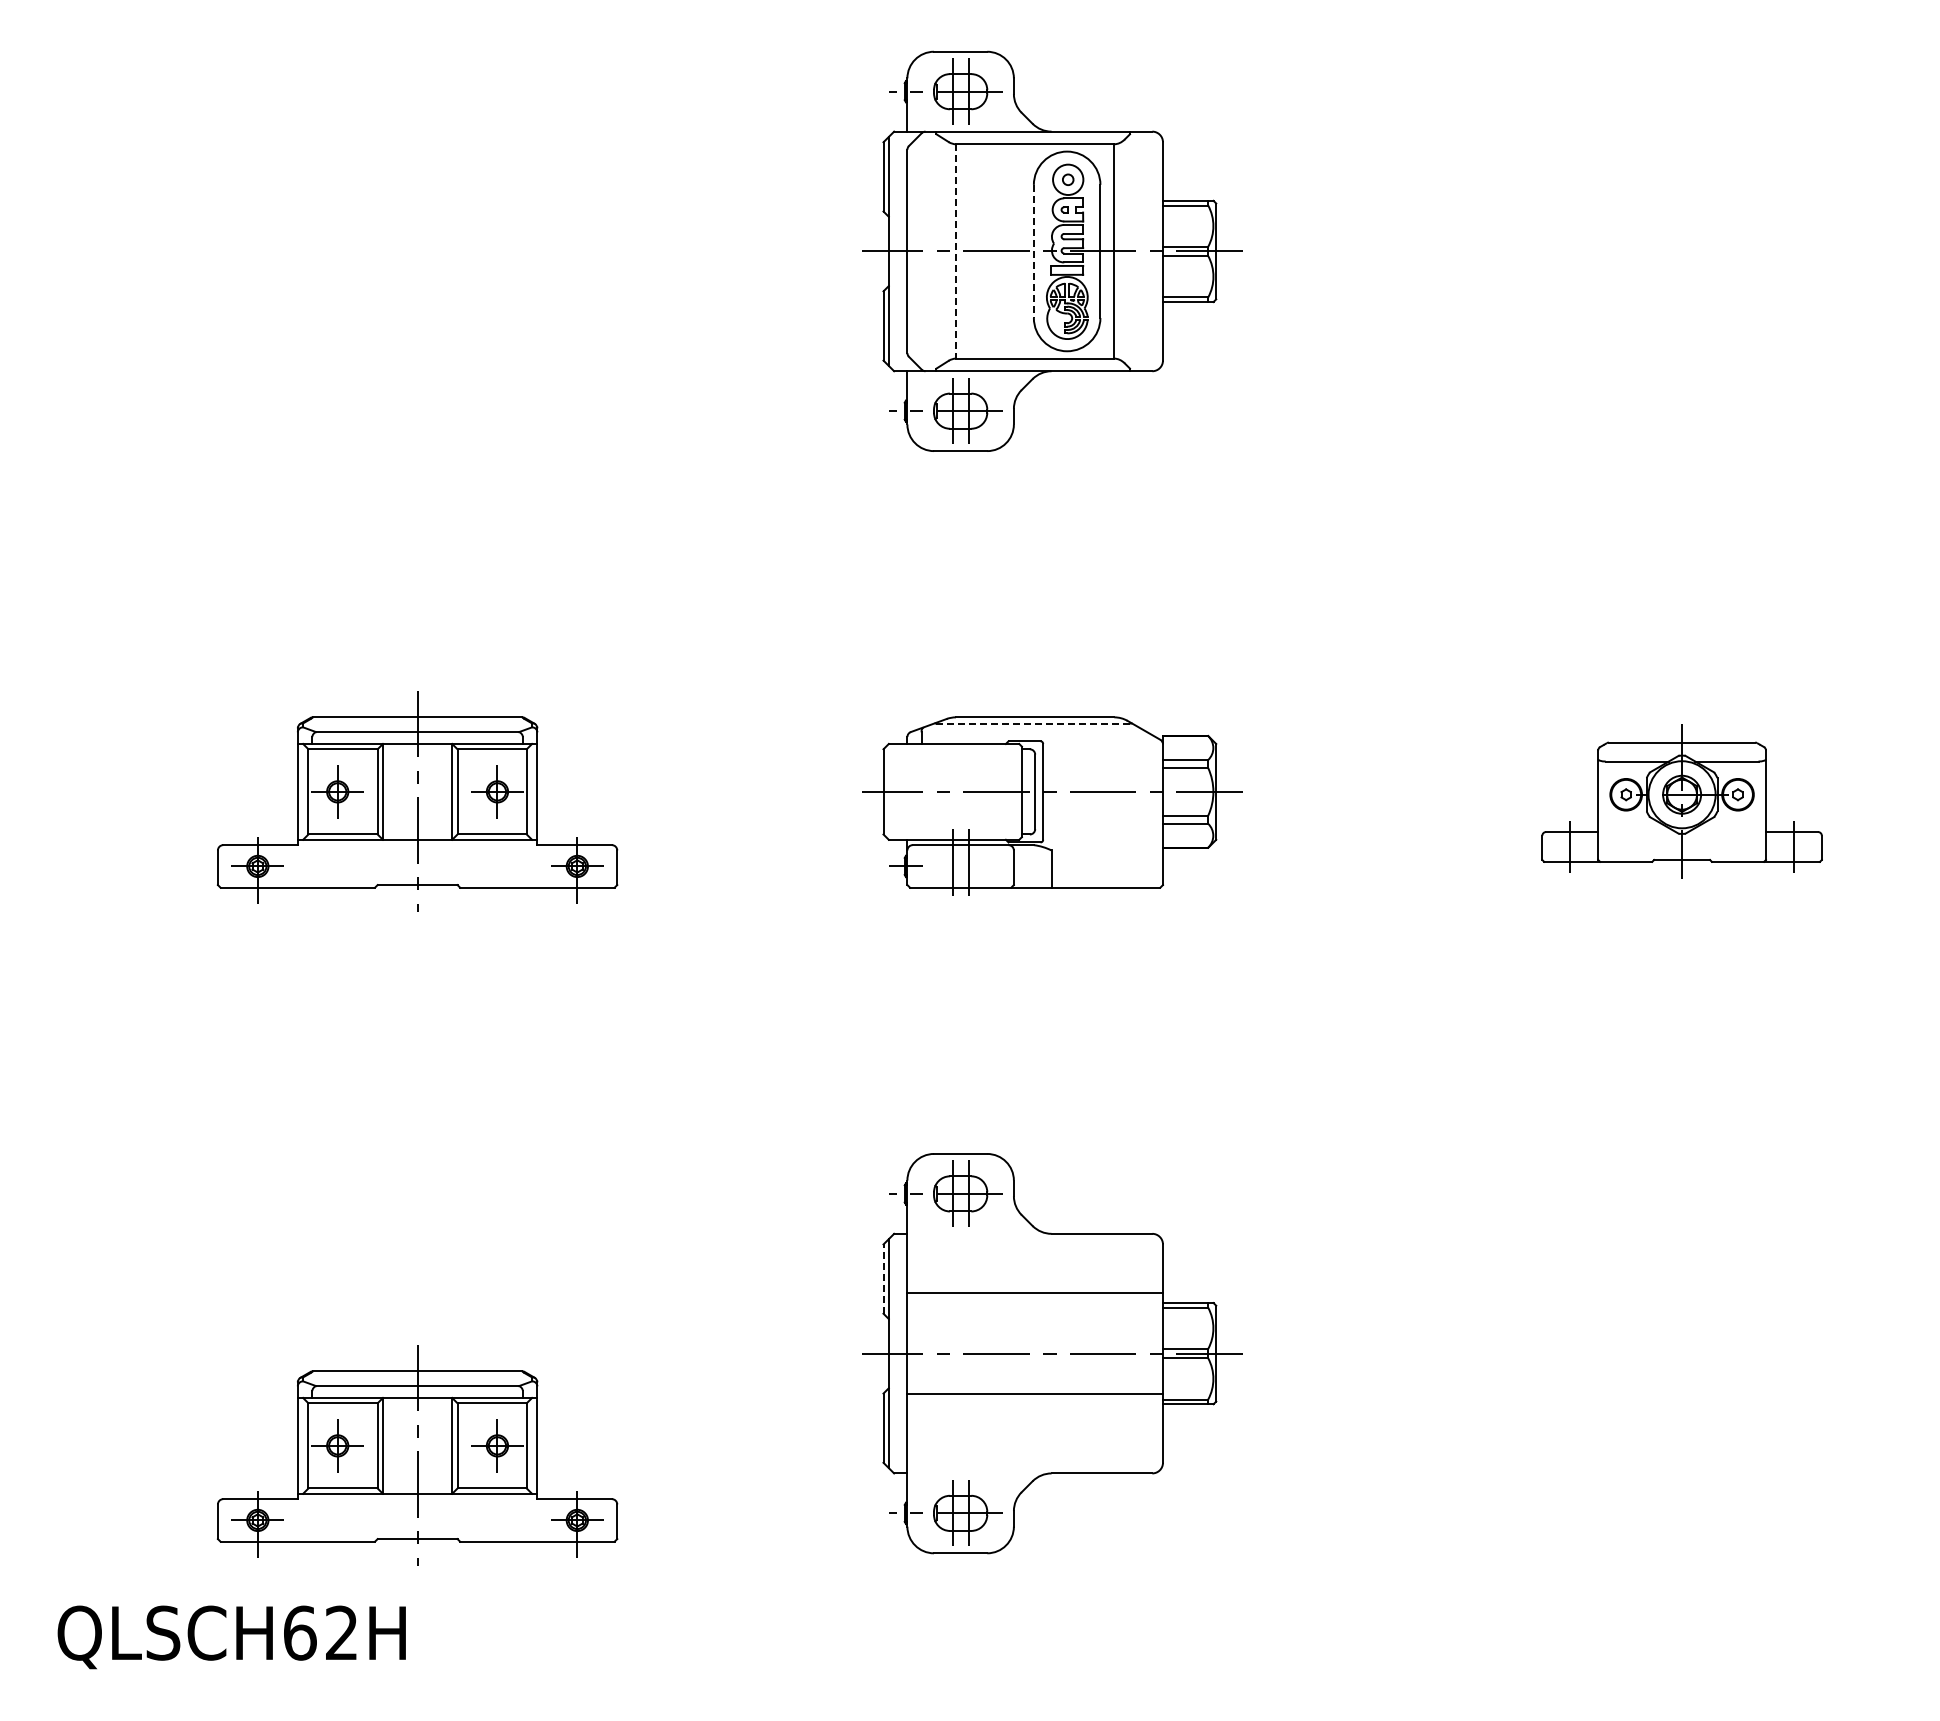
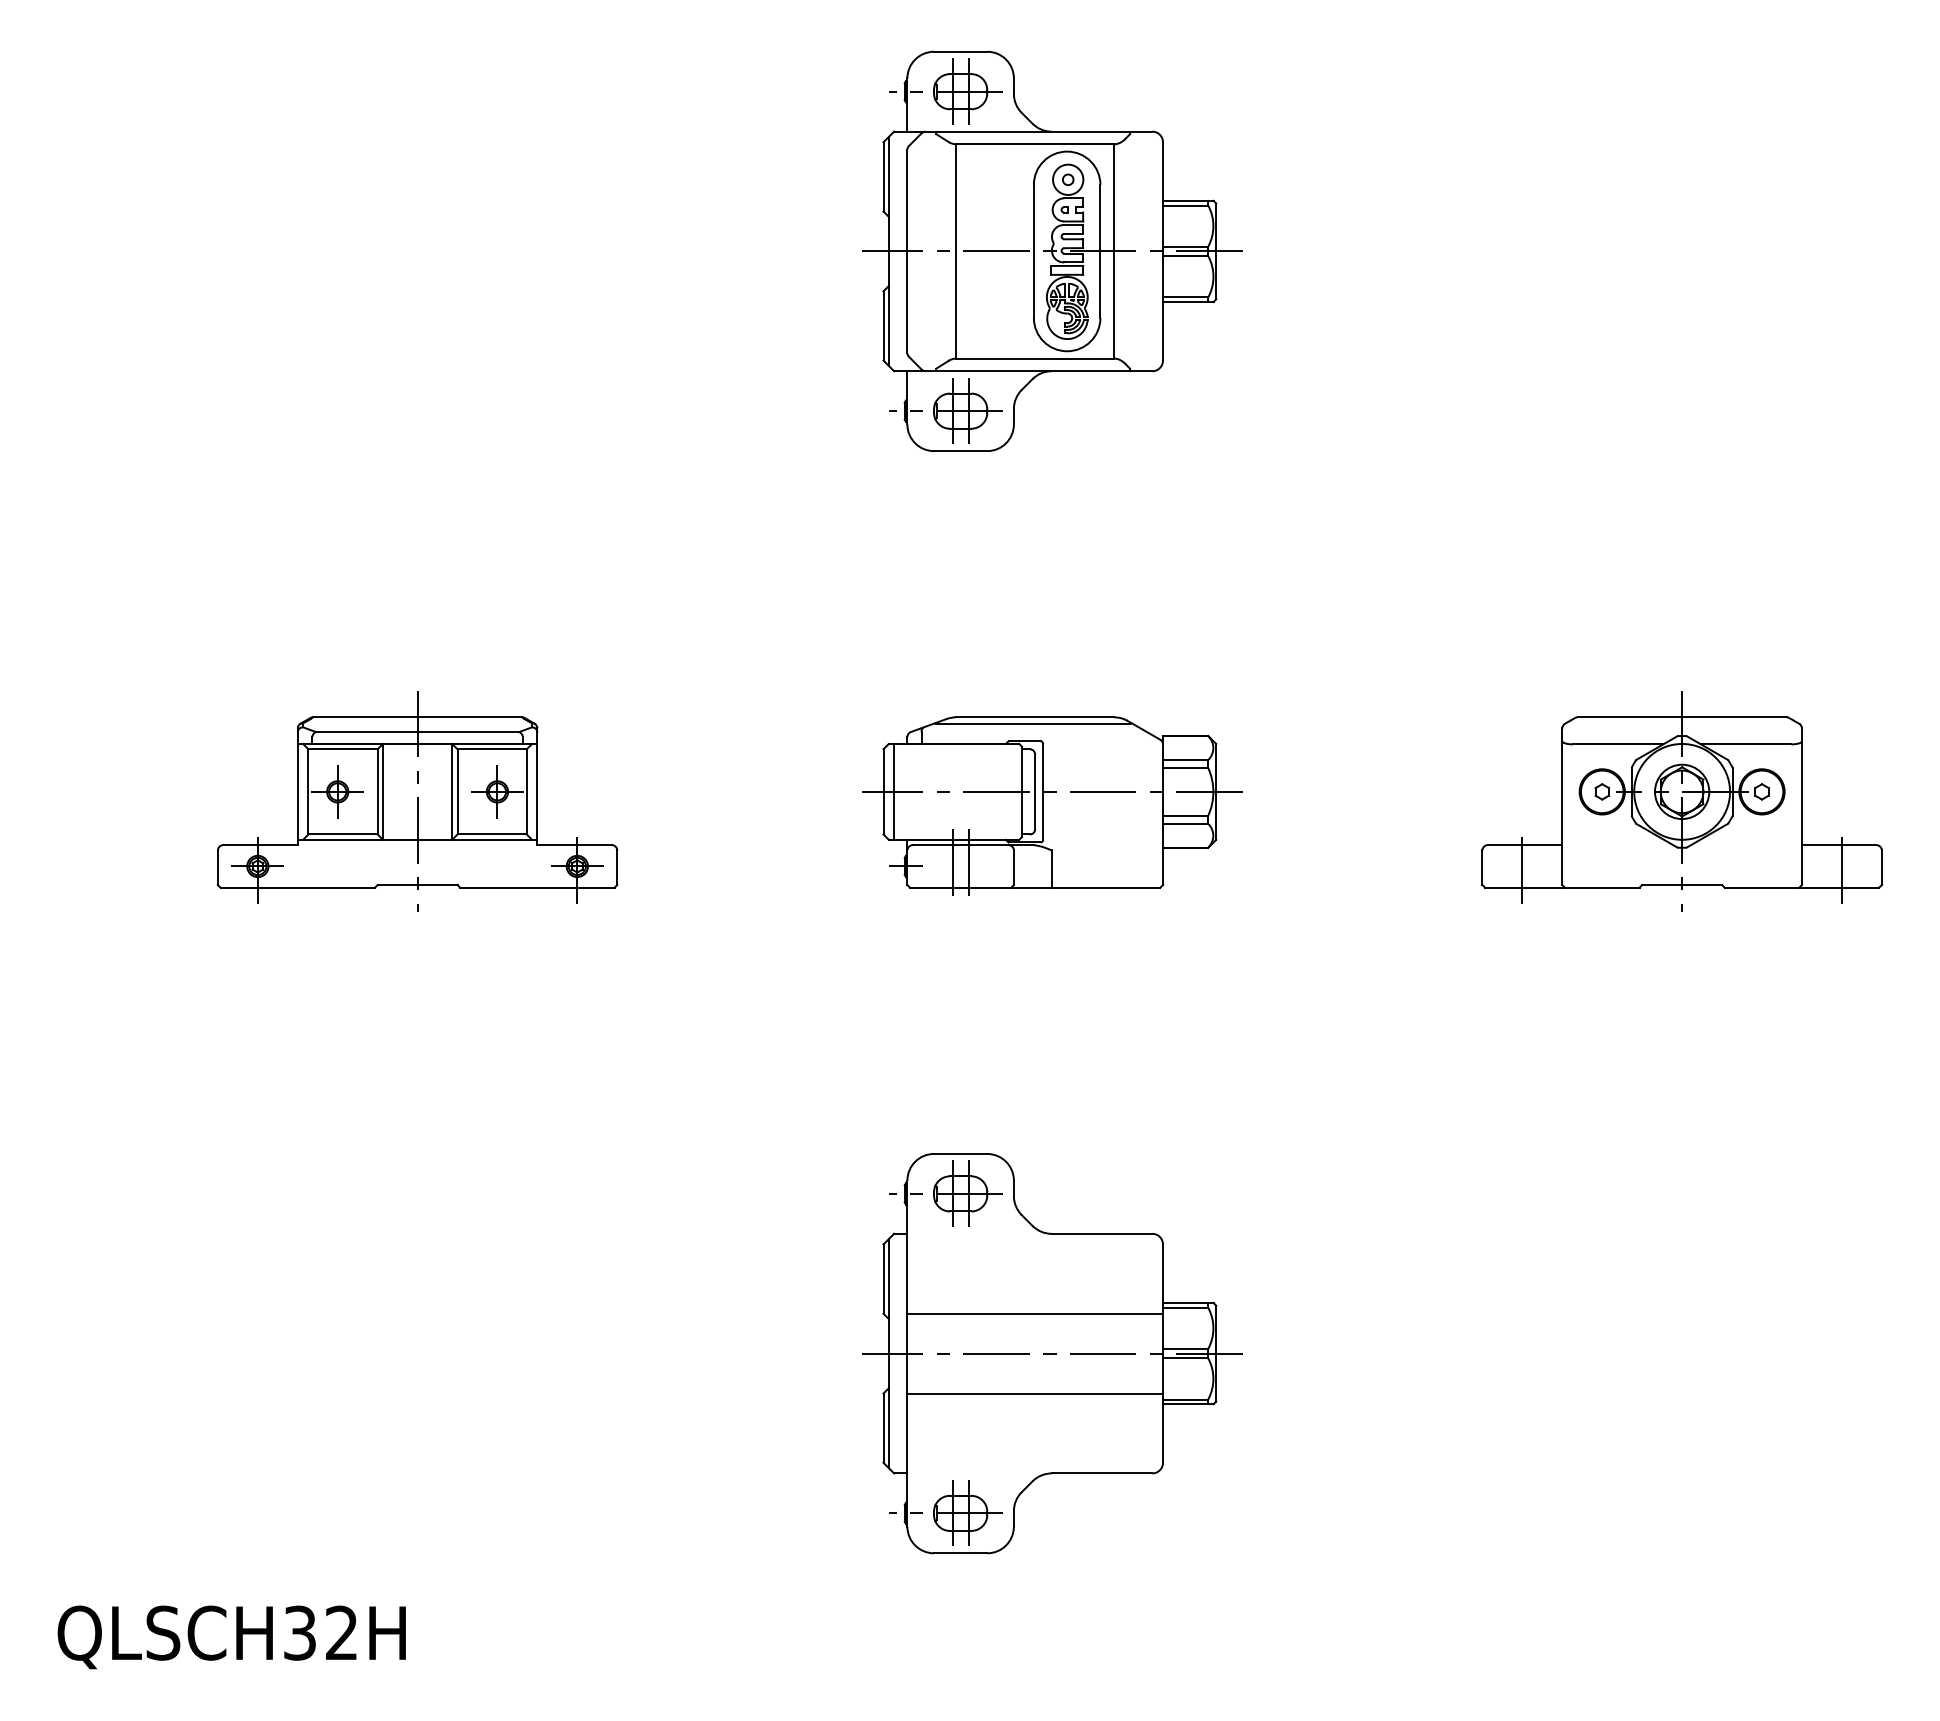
line: dashed -> solid (955, 251)
line: dashed -> solid (1033, 251)
line: dashed -> solid (1033, 723)
line: none -> present (894, 791)
part size: 282x155 px -> 402x221 px (1681, 801)
line: dashed -> solid (883, 1279)
line position: (1034, 1292) -> (1034, 1313) (1034, 1313)
part: present -> none (417, 1455)
text: QLSCH62H -> QLSCH32H (300, 1632)
